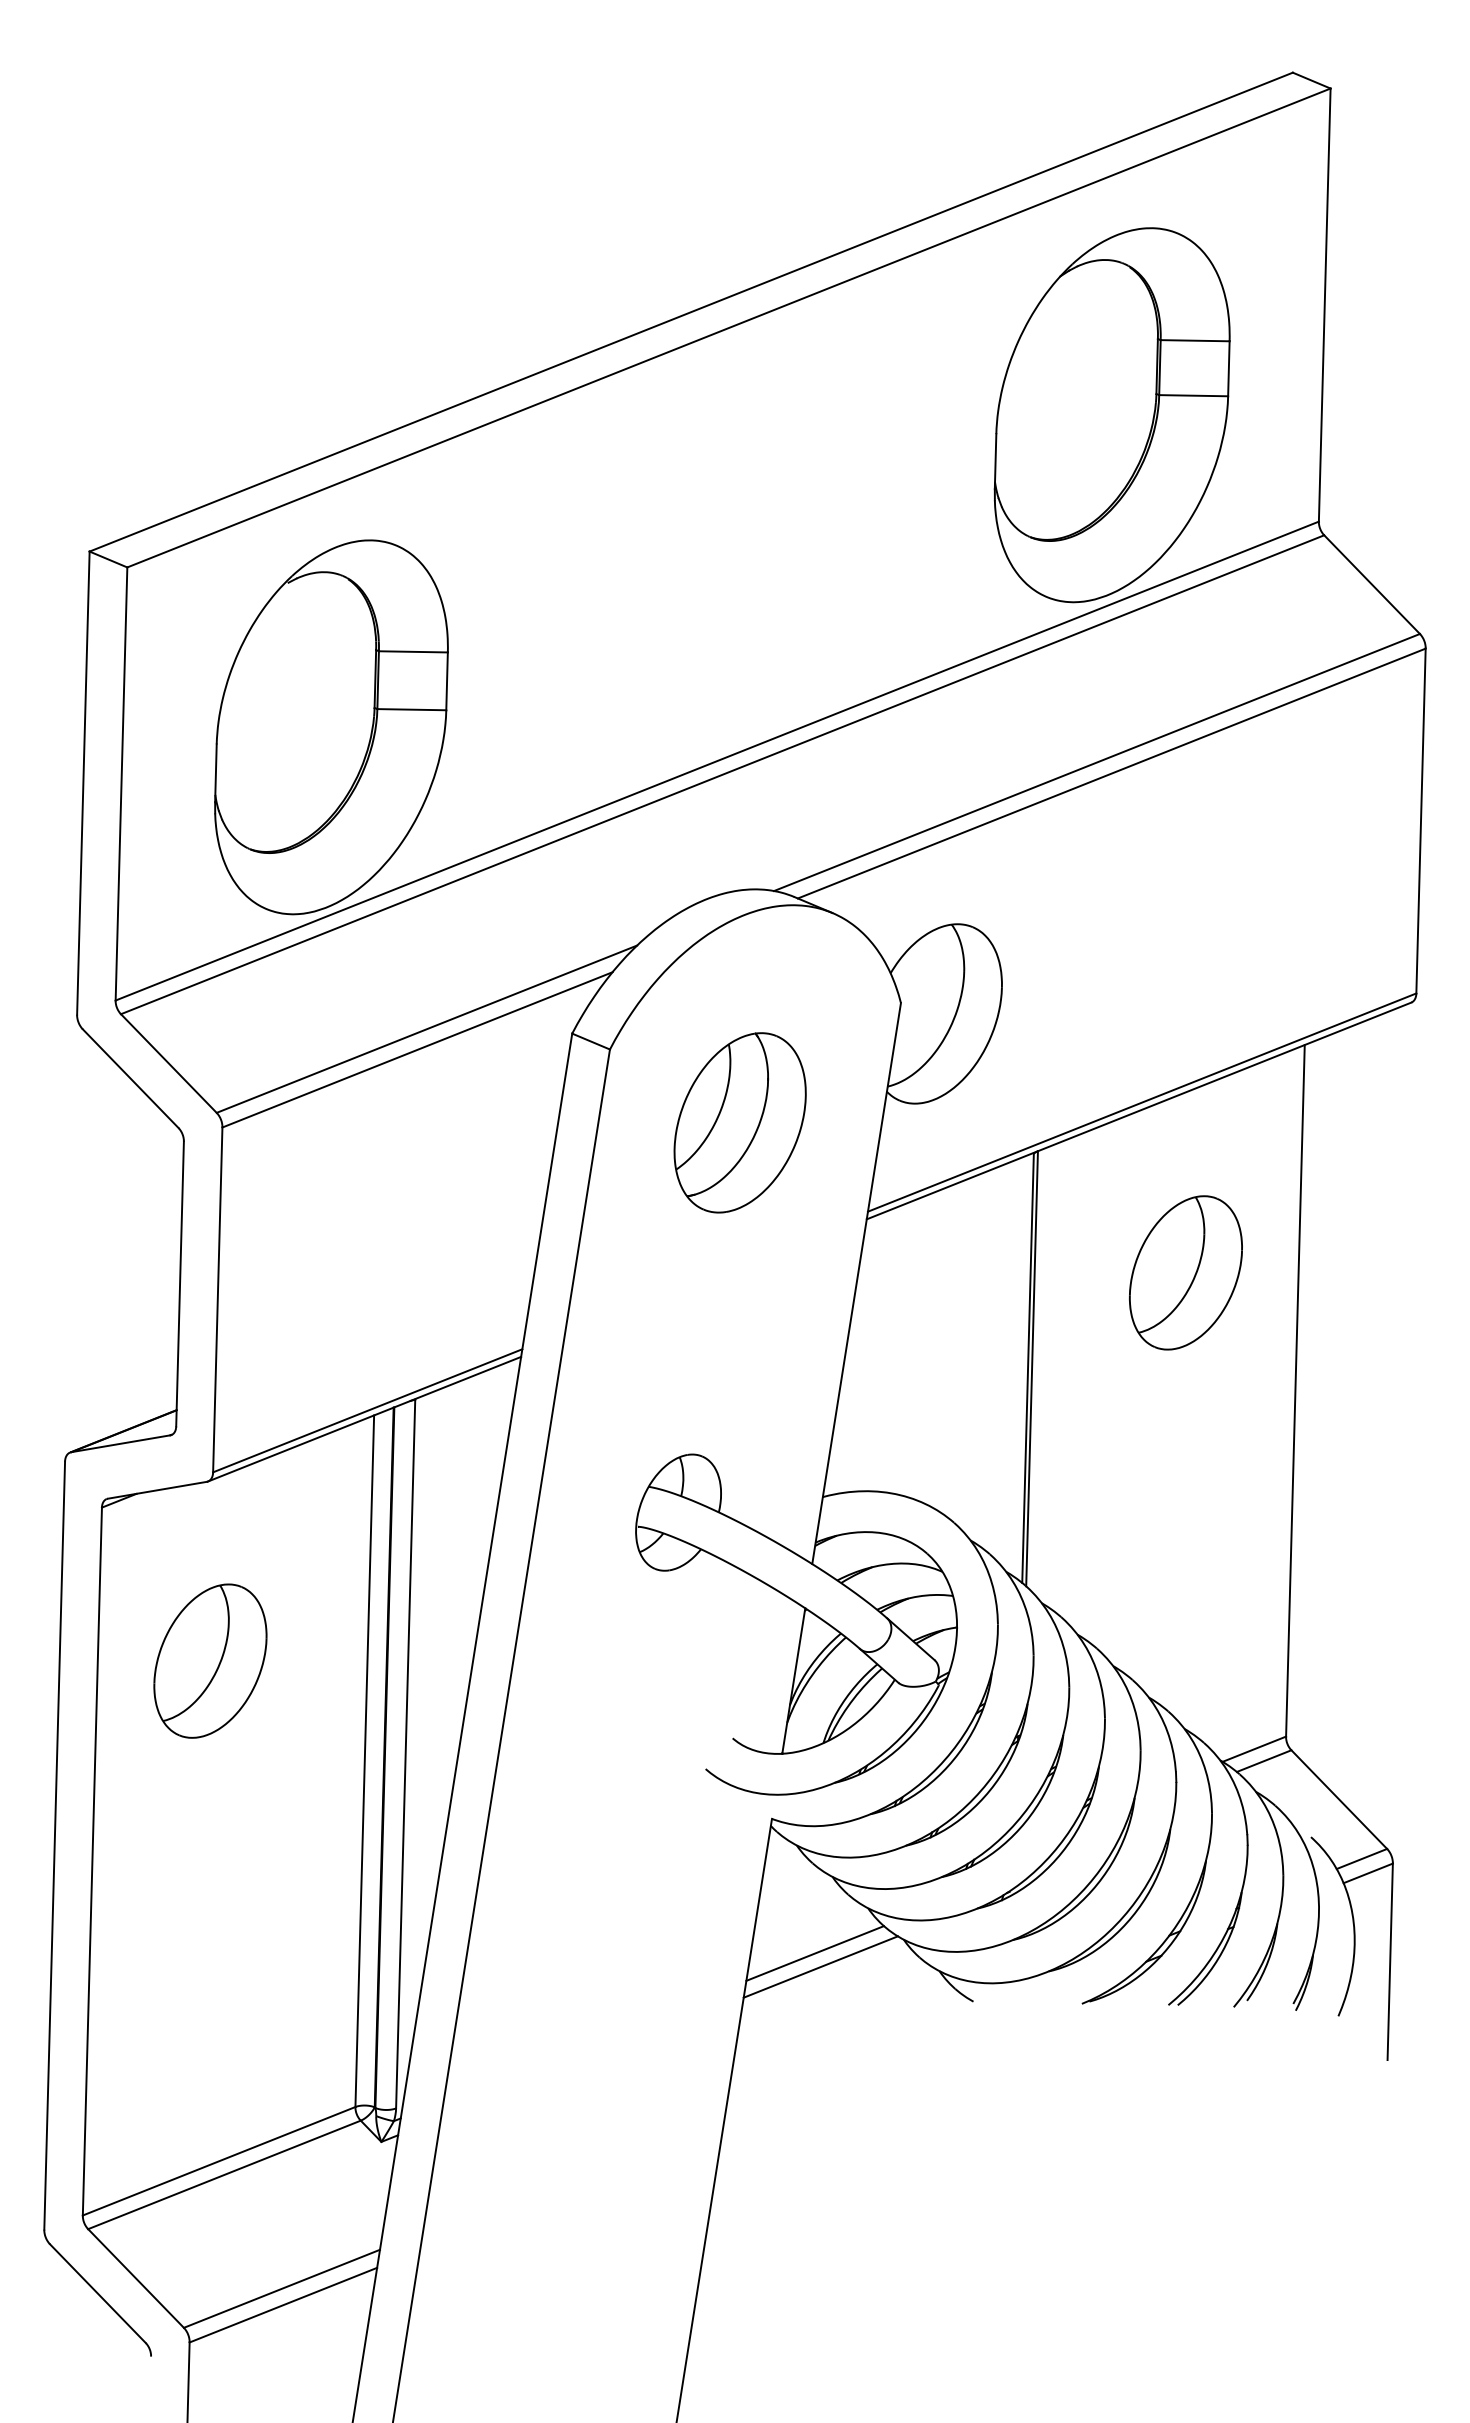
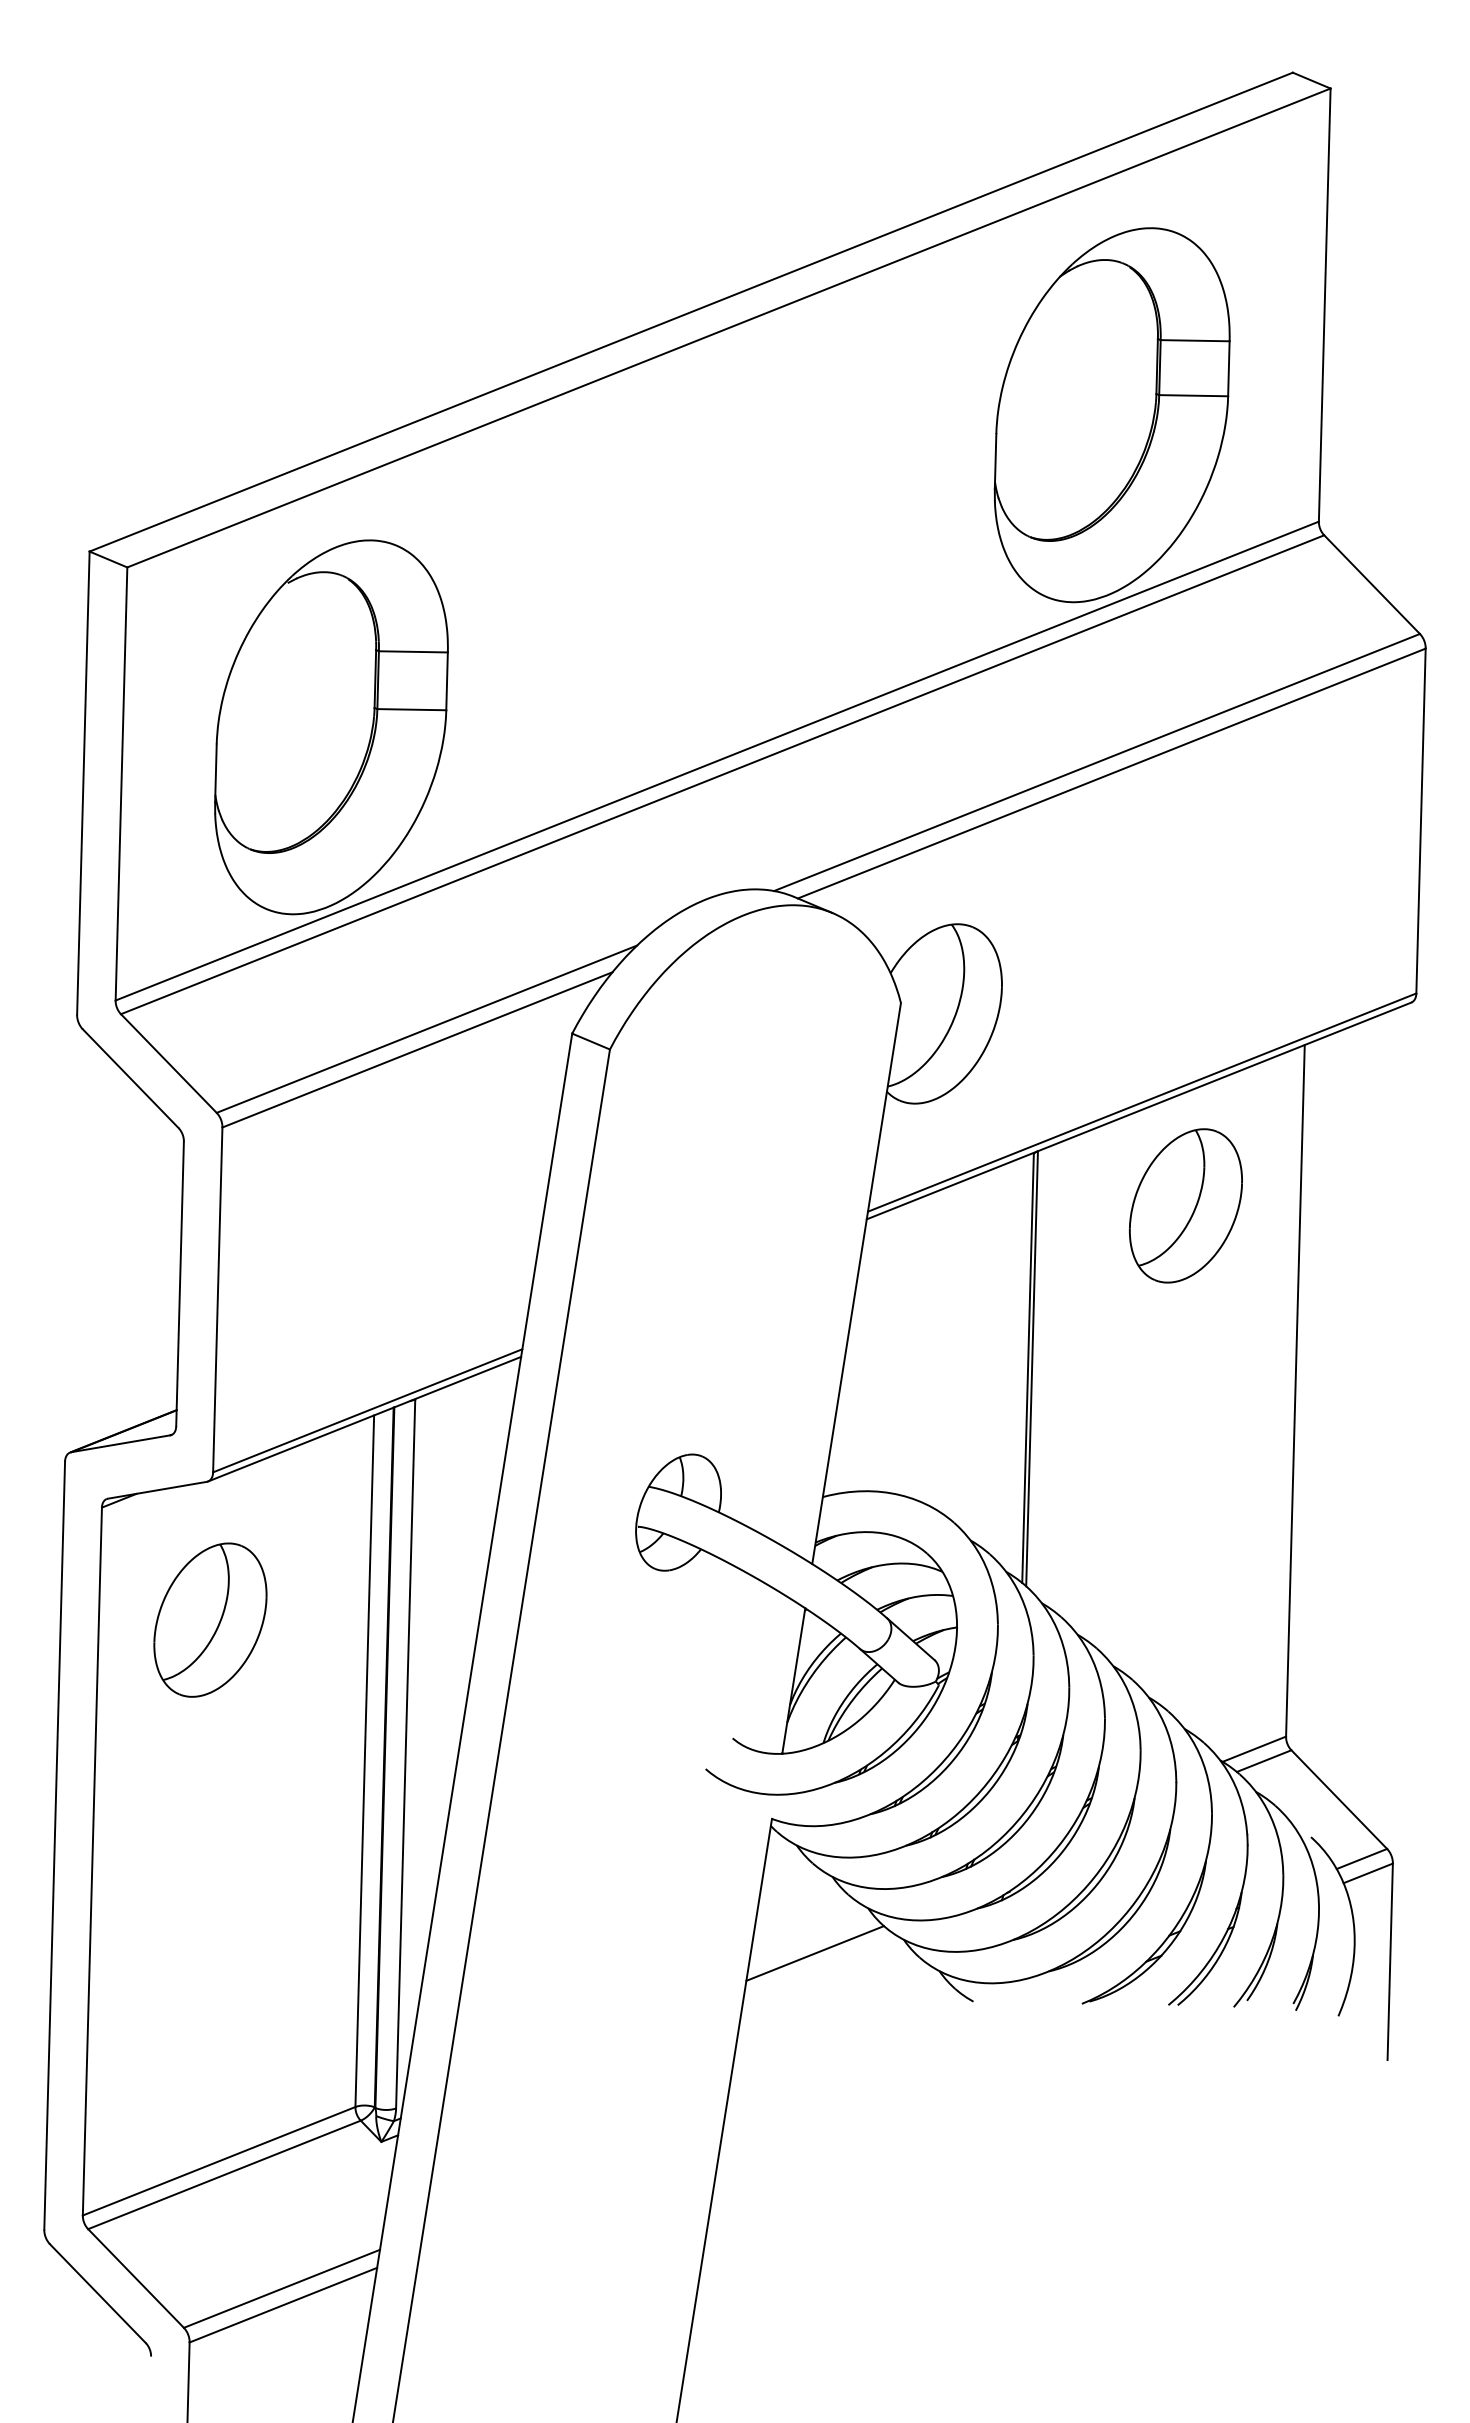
part: present -> none (739, 1122)
part position: (1185, 1272) -> (1185, 1205) (1185, 1205)
part position: (210, 1660) -> (210, 1619) (210, 1619)
line: present -> none (820, 1966)
